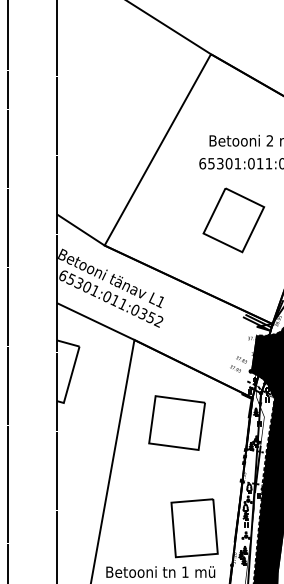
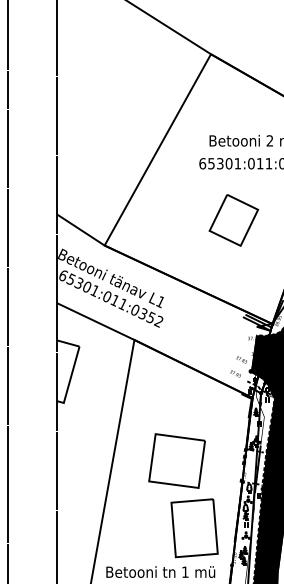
part size: 64x67 px -> 52x53 px (233, 220)
text position: (235, 368) -> (235, 373) (235, 373)
part position: (176, 422) -> (176, 460) (176, 460)
